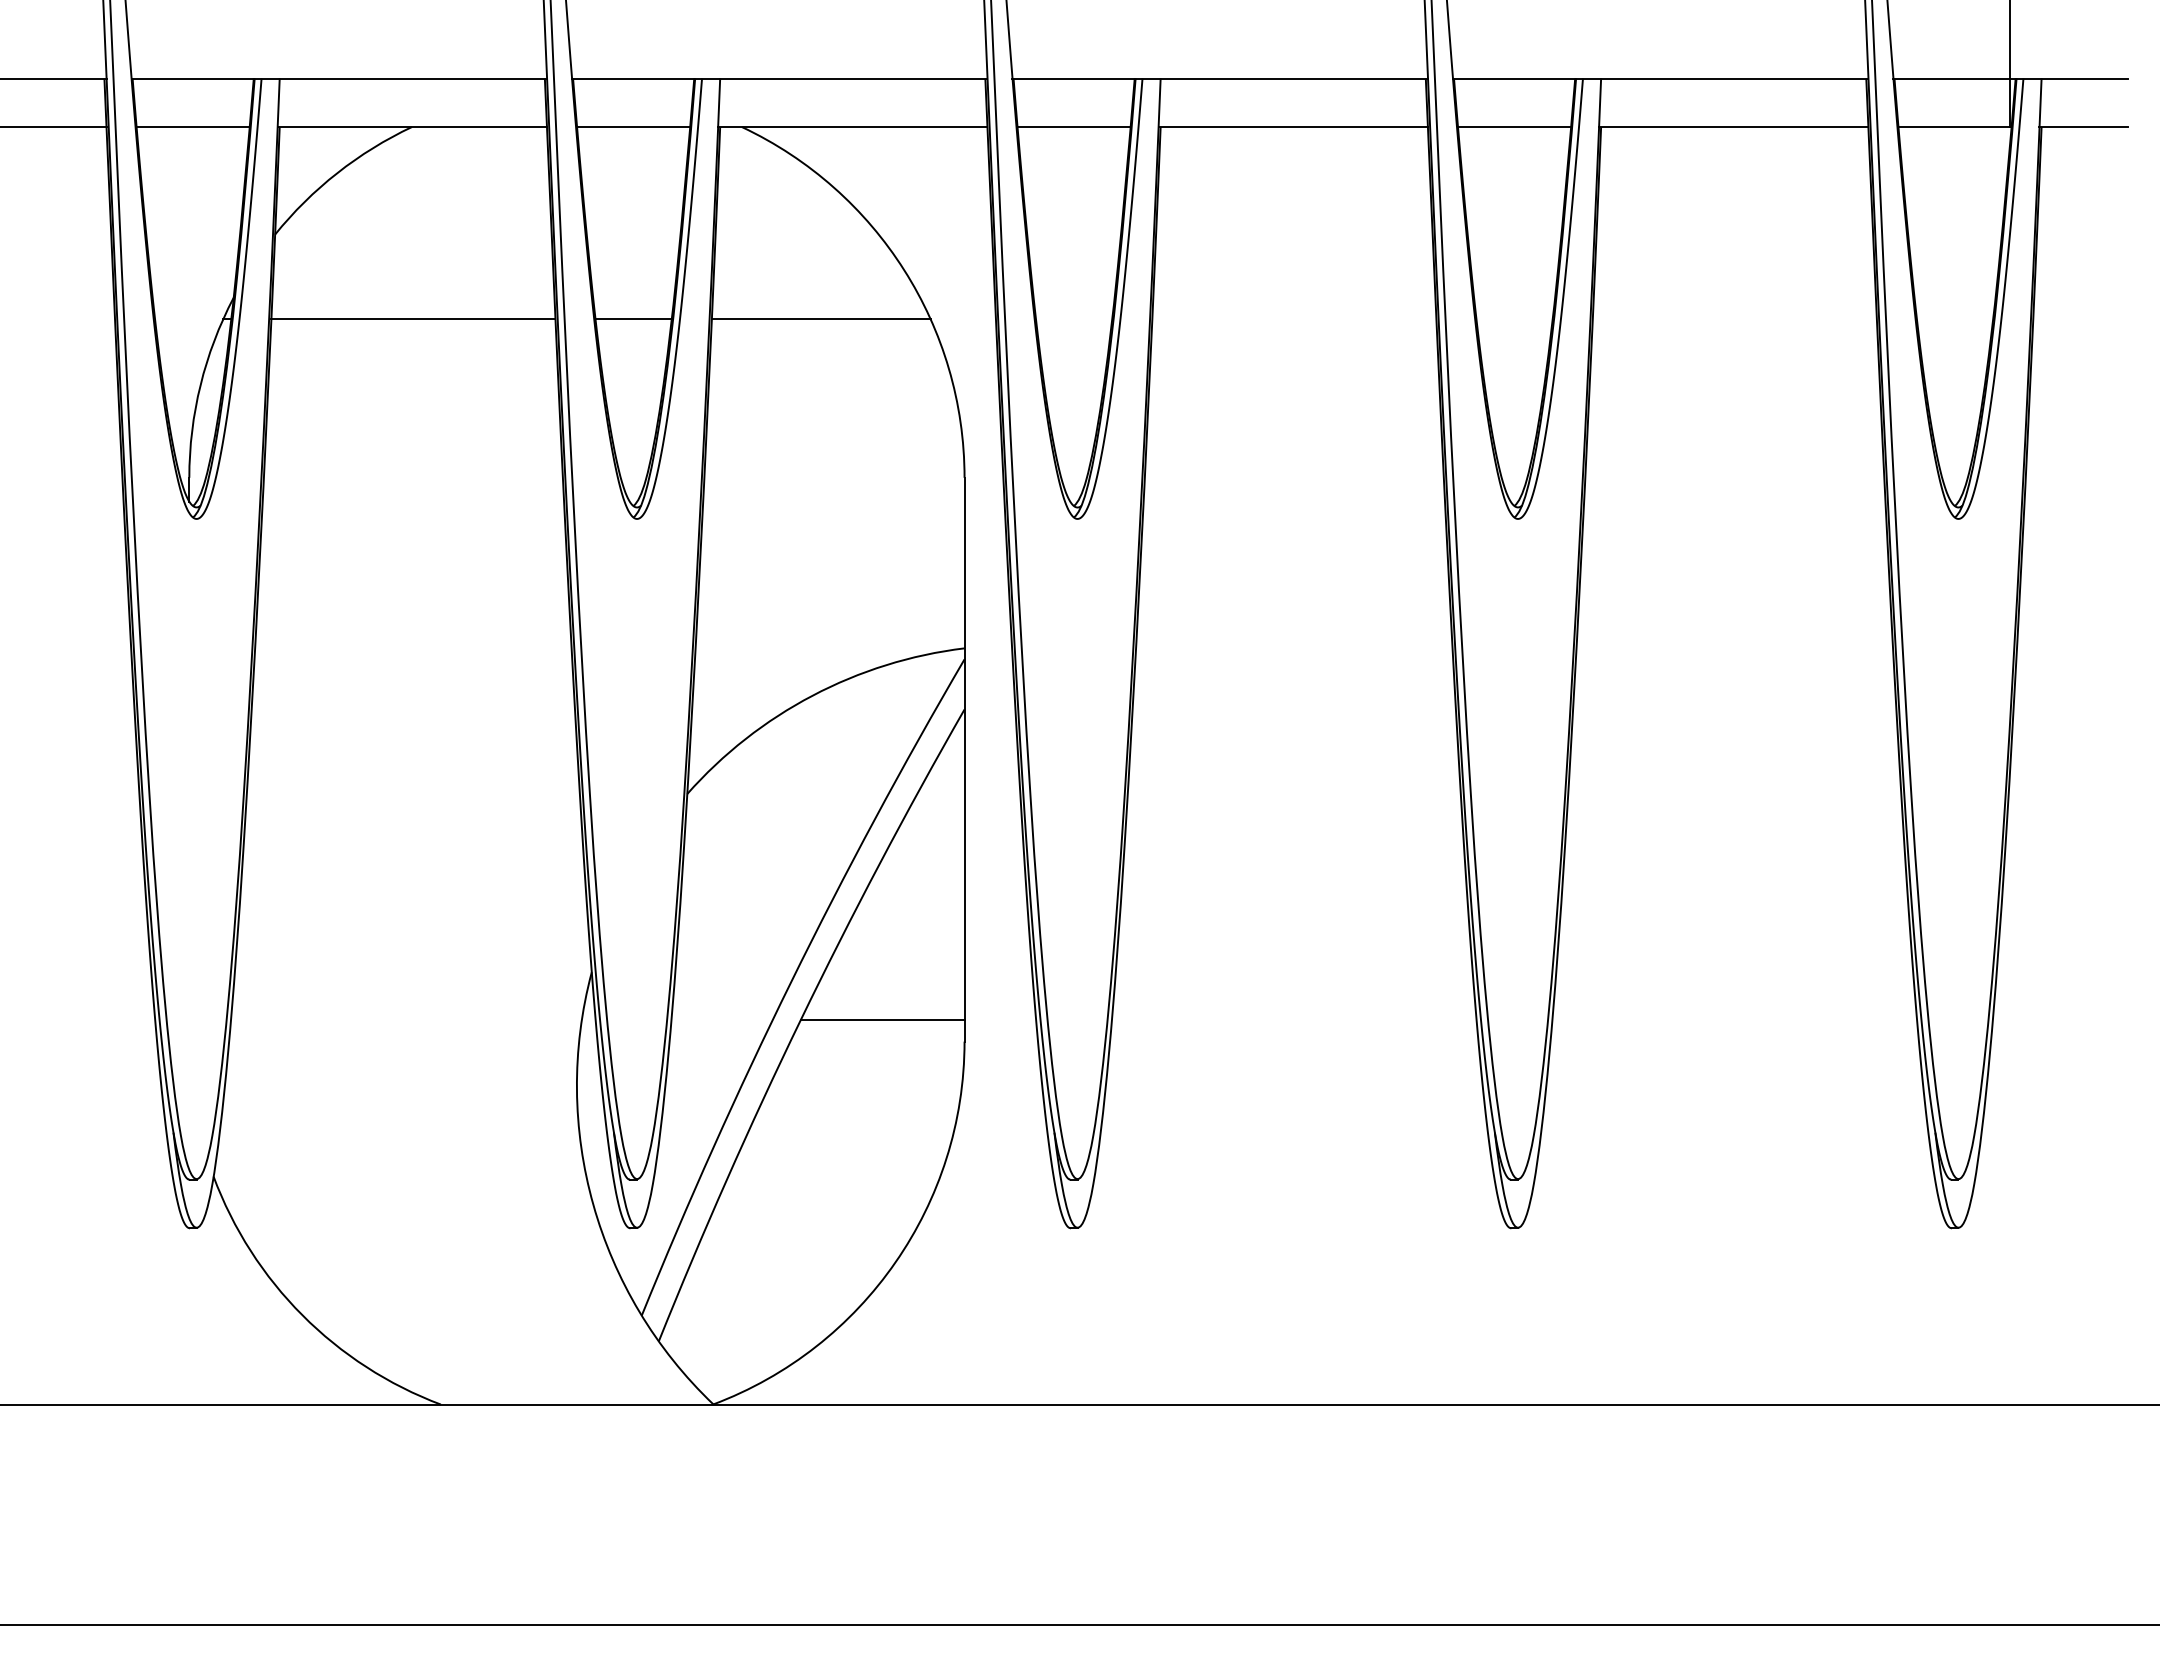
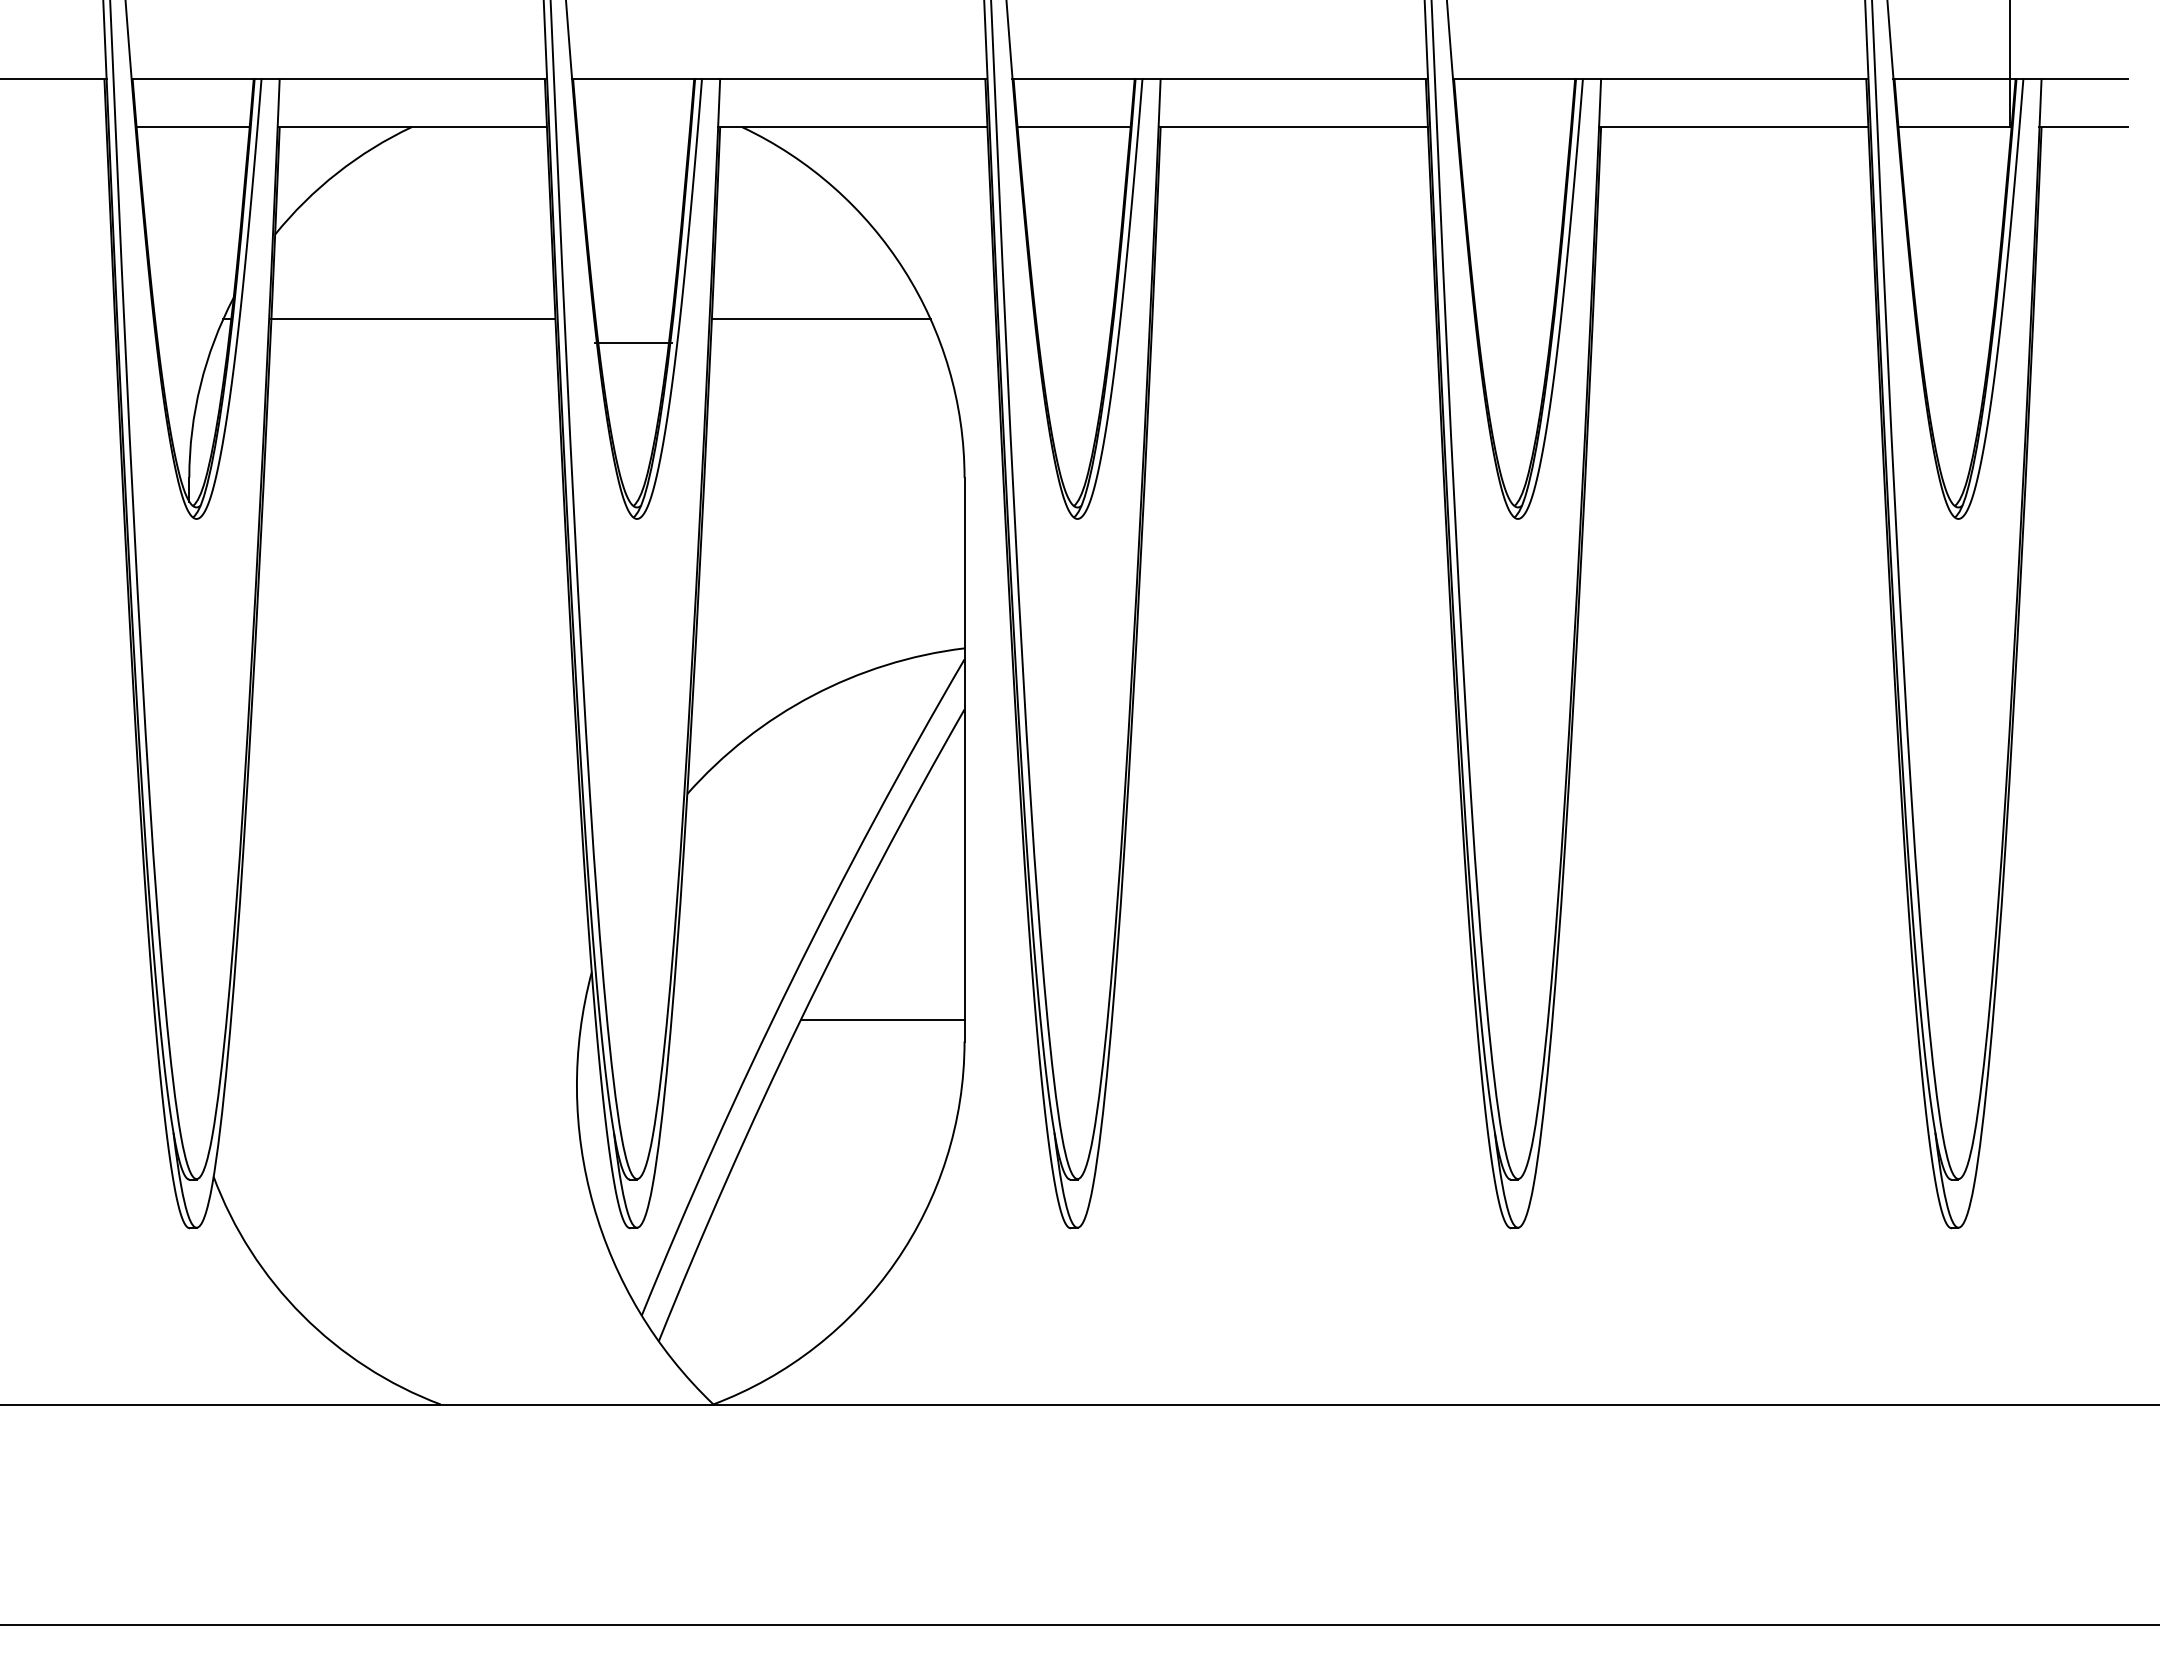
line: present -> none (54, 127)
line: present -> none (633, 127)
line: present -> none (1514, 127)
line position: (633, 319) -> (633, 343) (633, 343)
